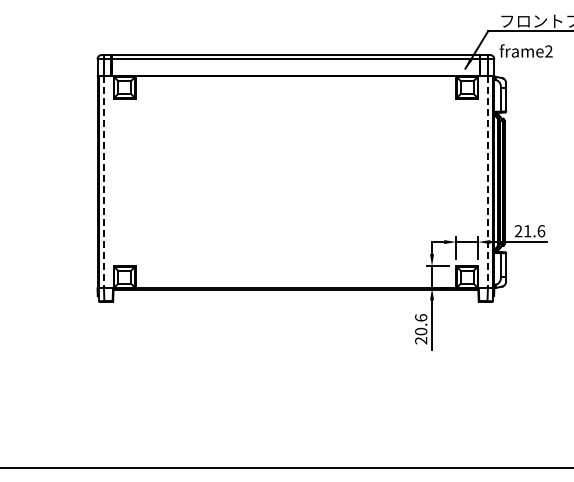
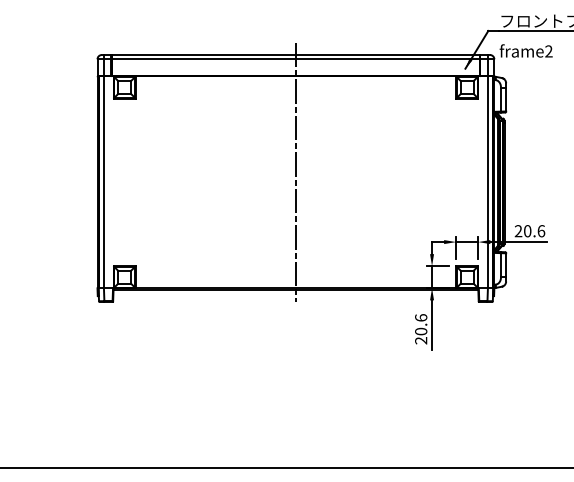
line: none -> present (295, 171)
line: dashed -> solid (104, 182)
line: dashed -> solid (487, 182)
text: 21.6 -> 20.6 (527, 231)
